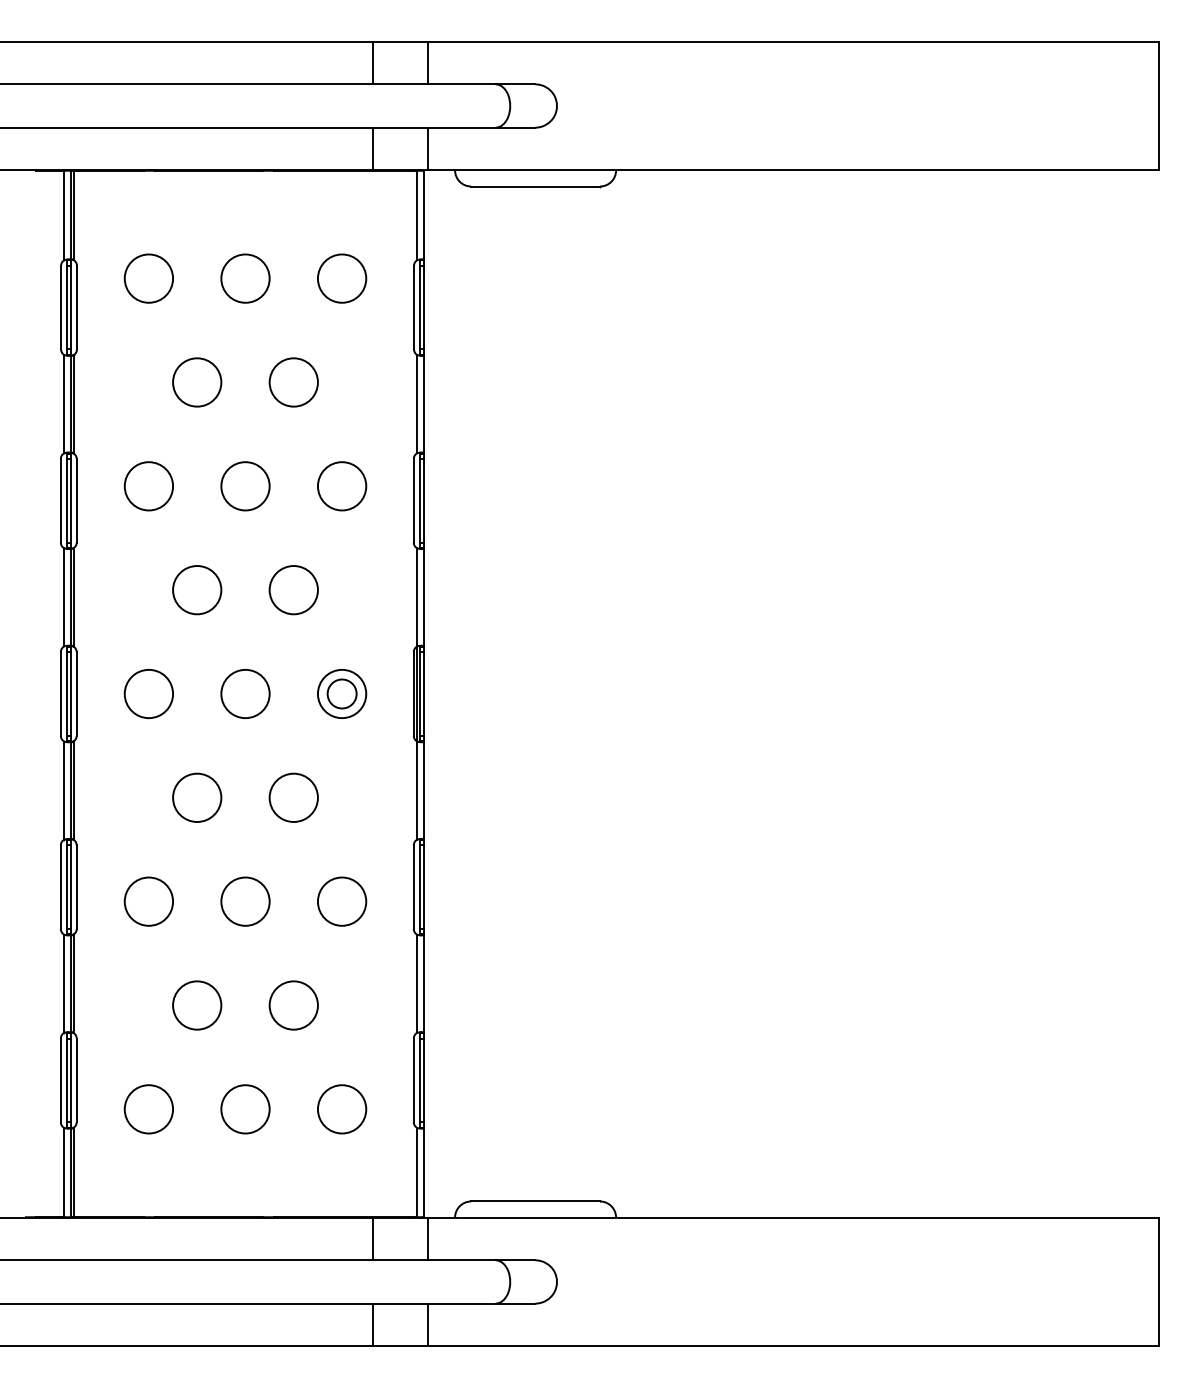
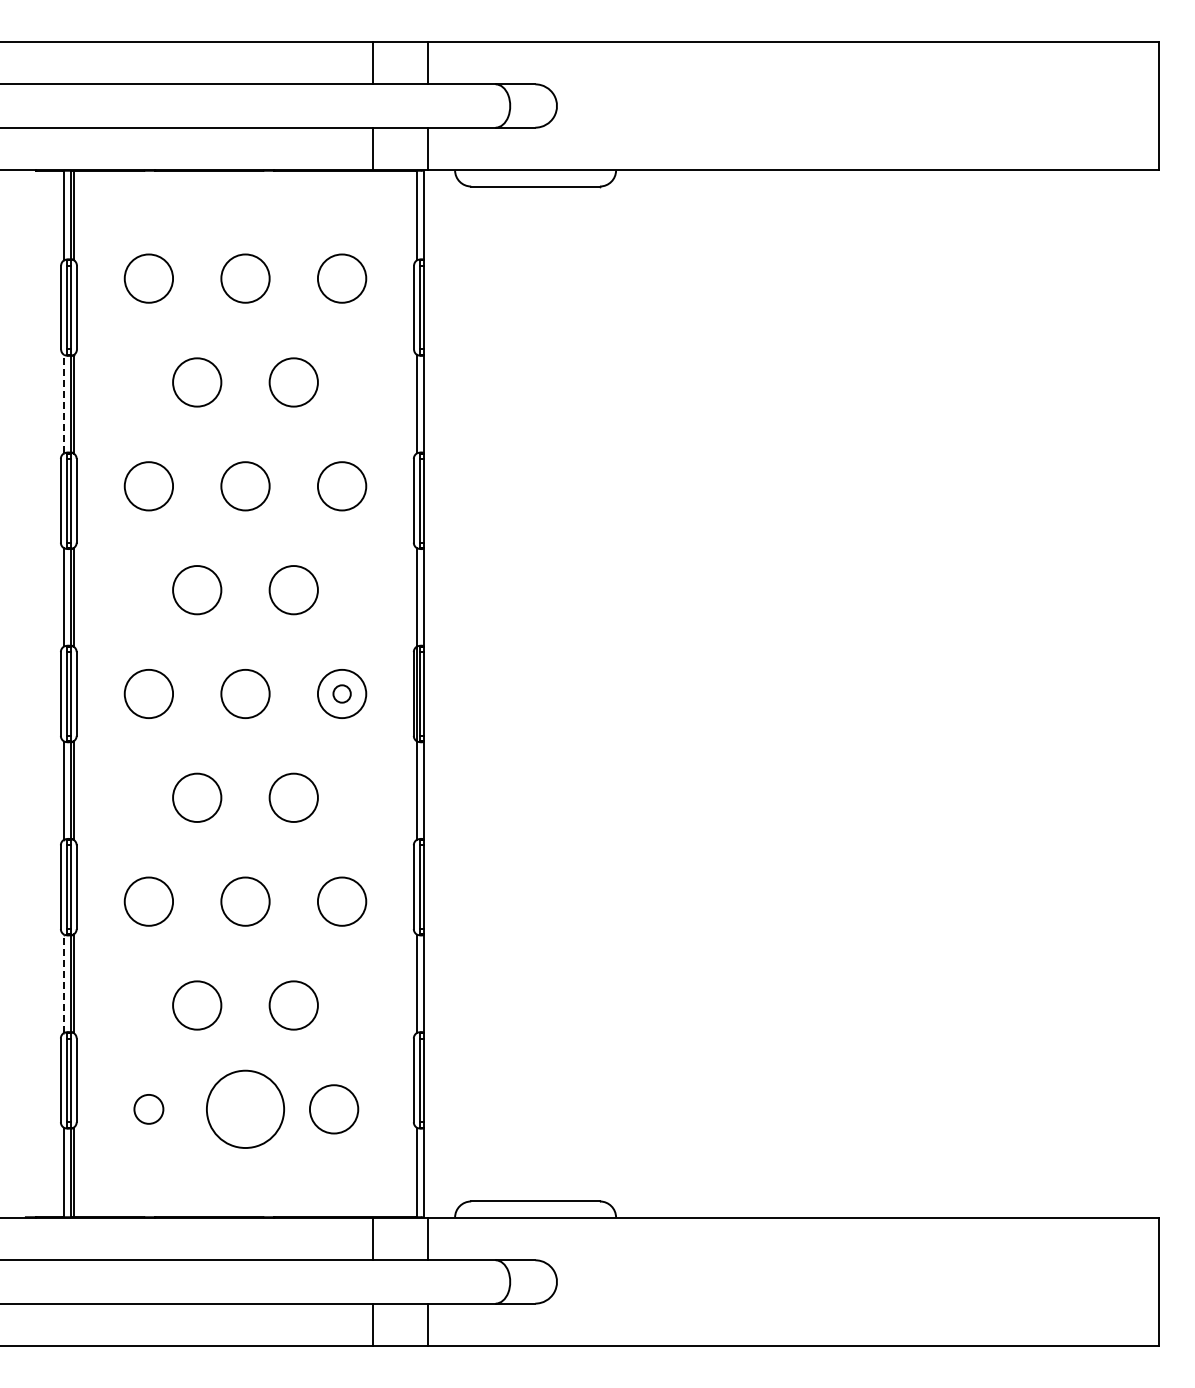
line: solid -> dashed (64, 403)
circle diameter: 29 px -> 17 px (341, 693)
line: solid -> dashed (64, 983)
circle diameter: 48 px -> 29 px (148, 1108)
circle diameter: 48 px -> 77 px (245, 1109)
circle position: (342, 1109) -> (334, 1109) (334, 1109)
